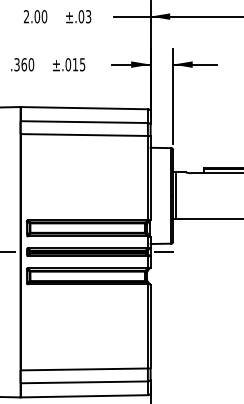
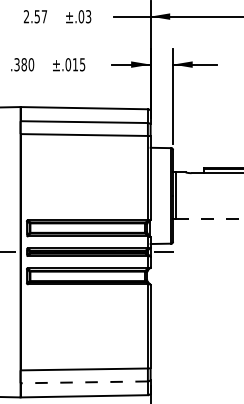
text: 2.00 -> 2.57 (40, 16)
text: .360 -> .380 (23, 64)
line: solid -> dashed (210, 219)
line: solid -> dashed (84, 382)
